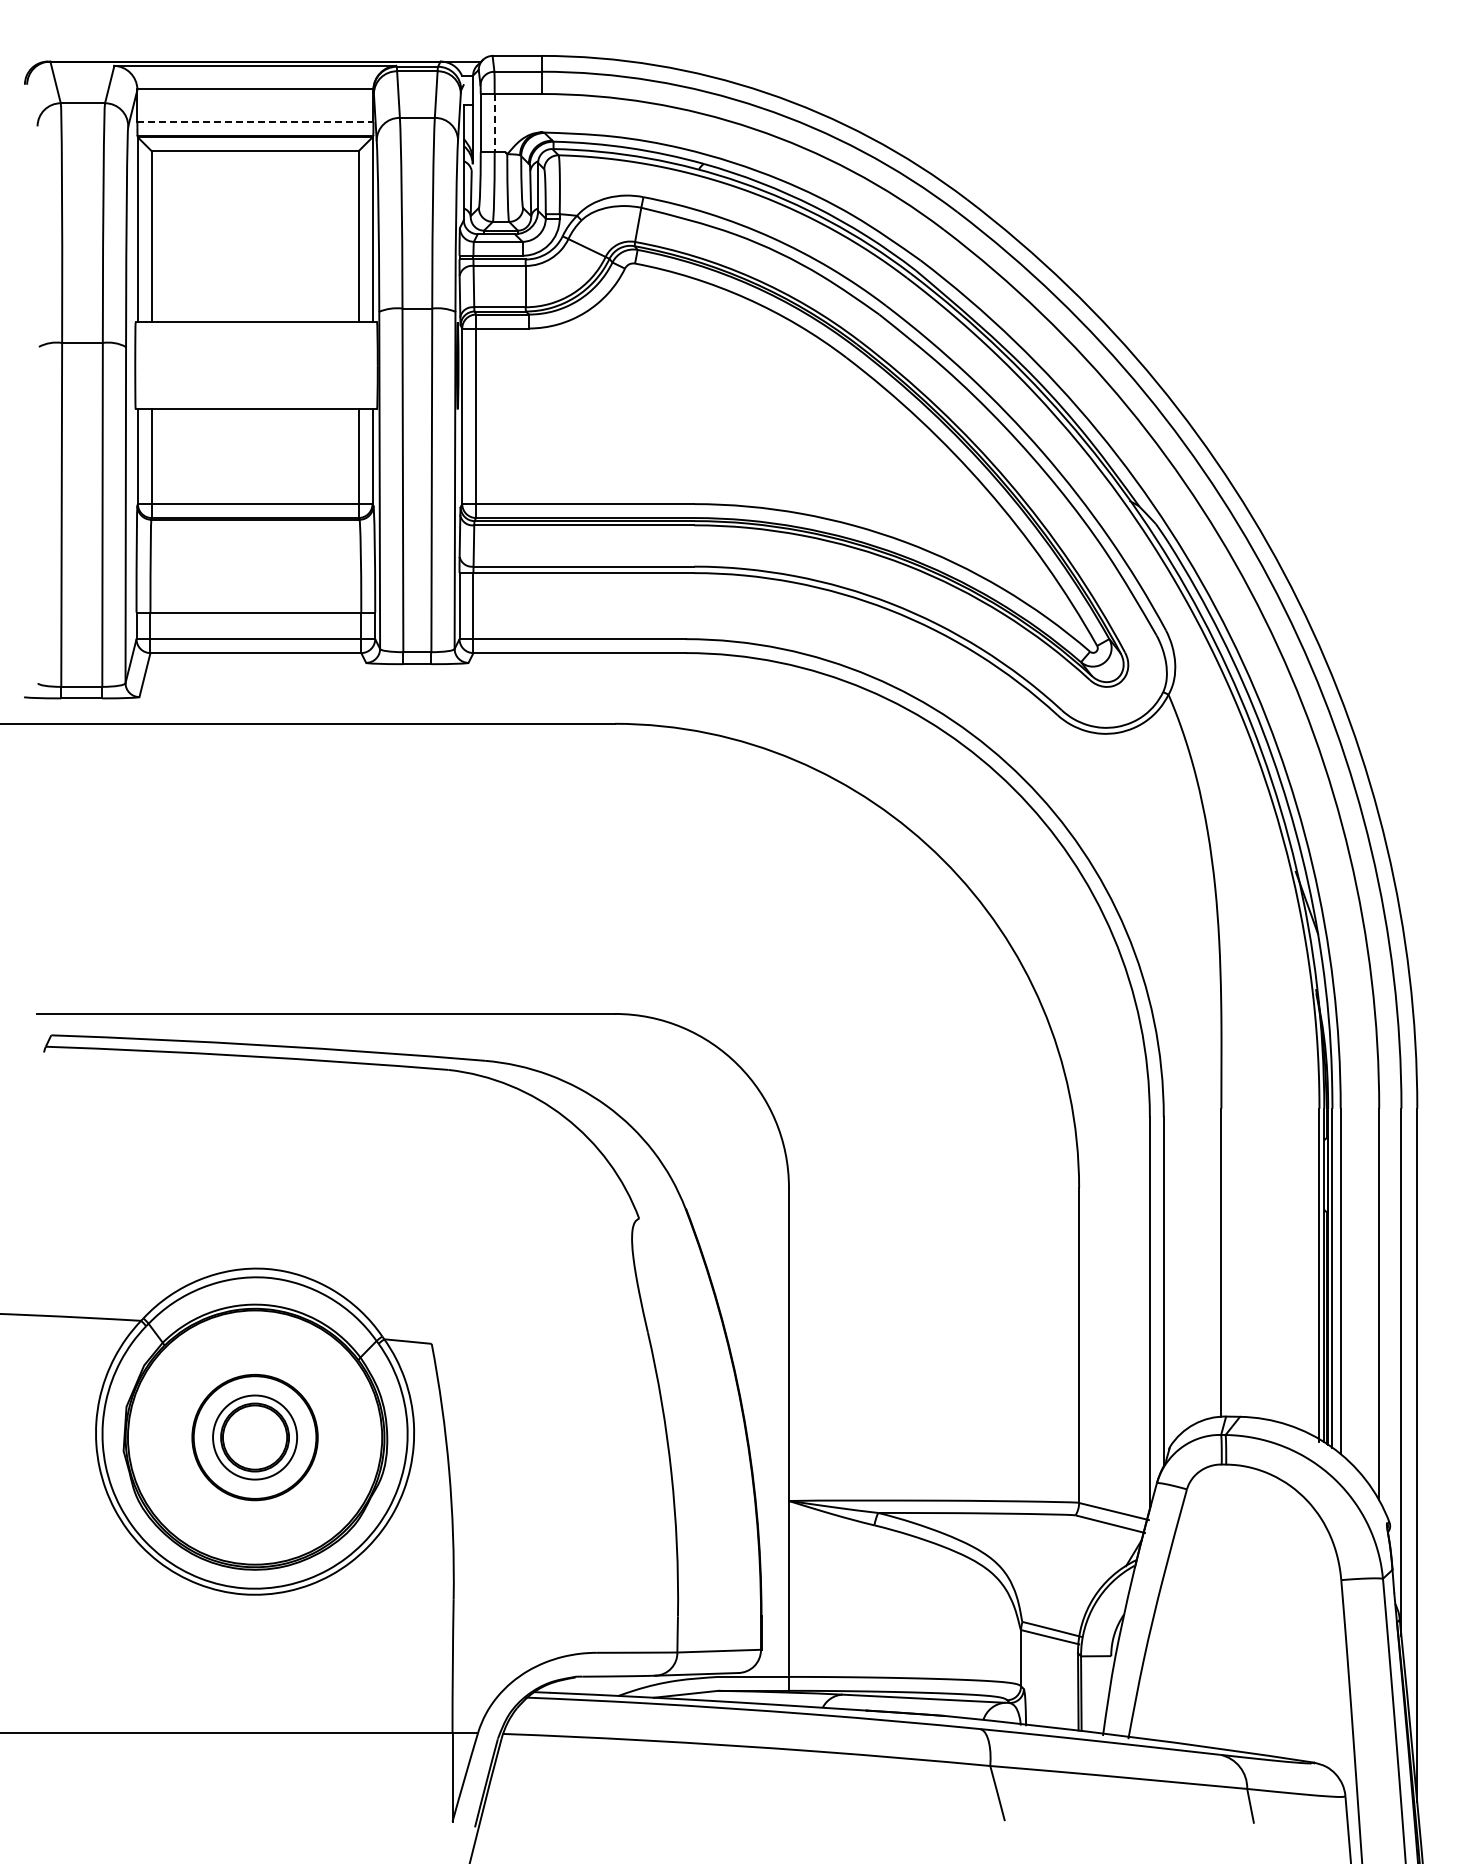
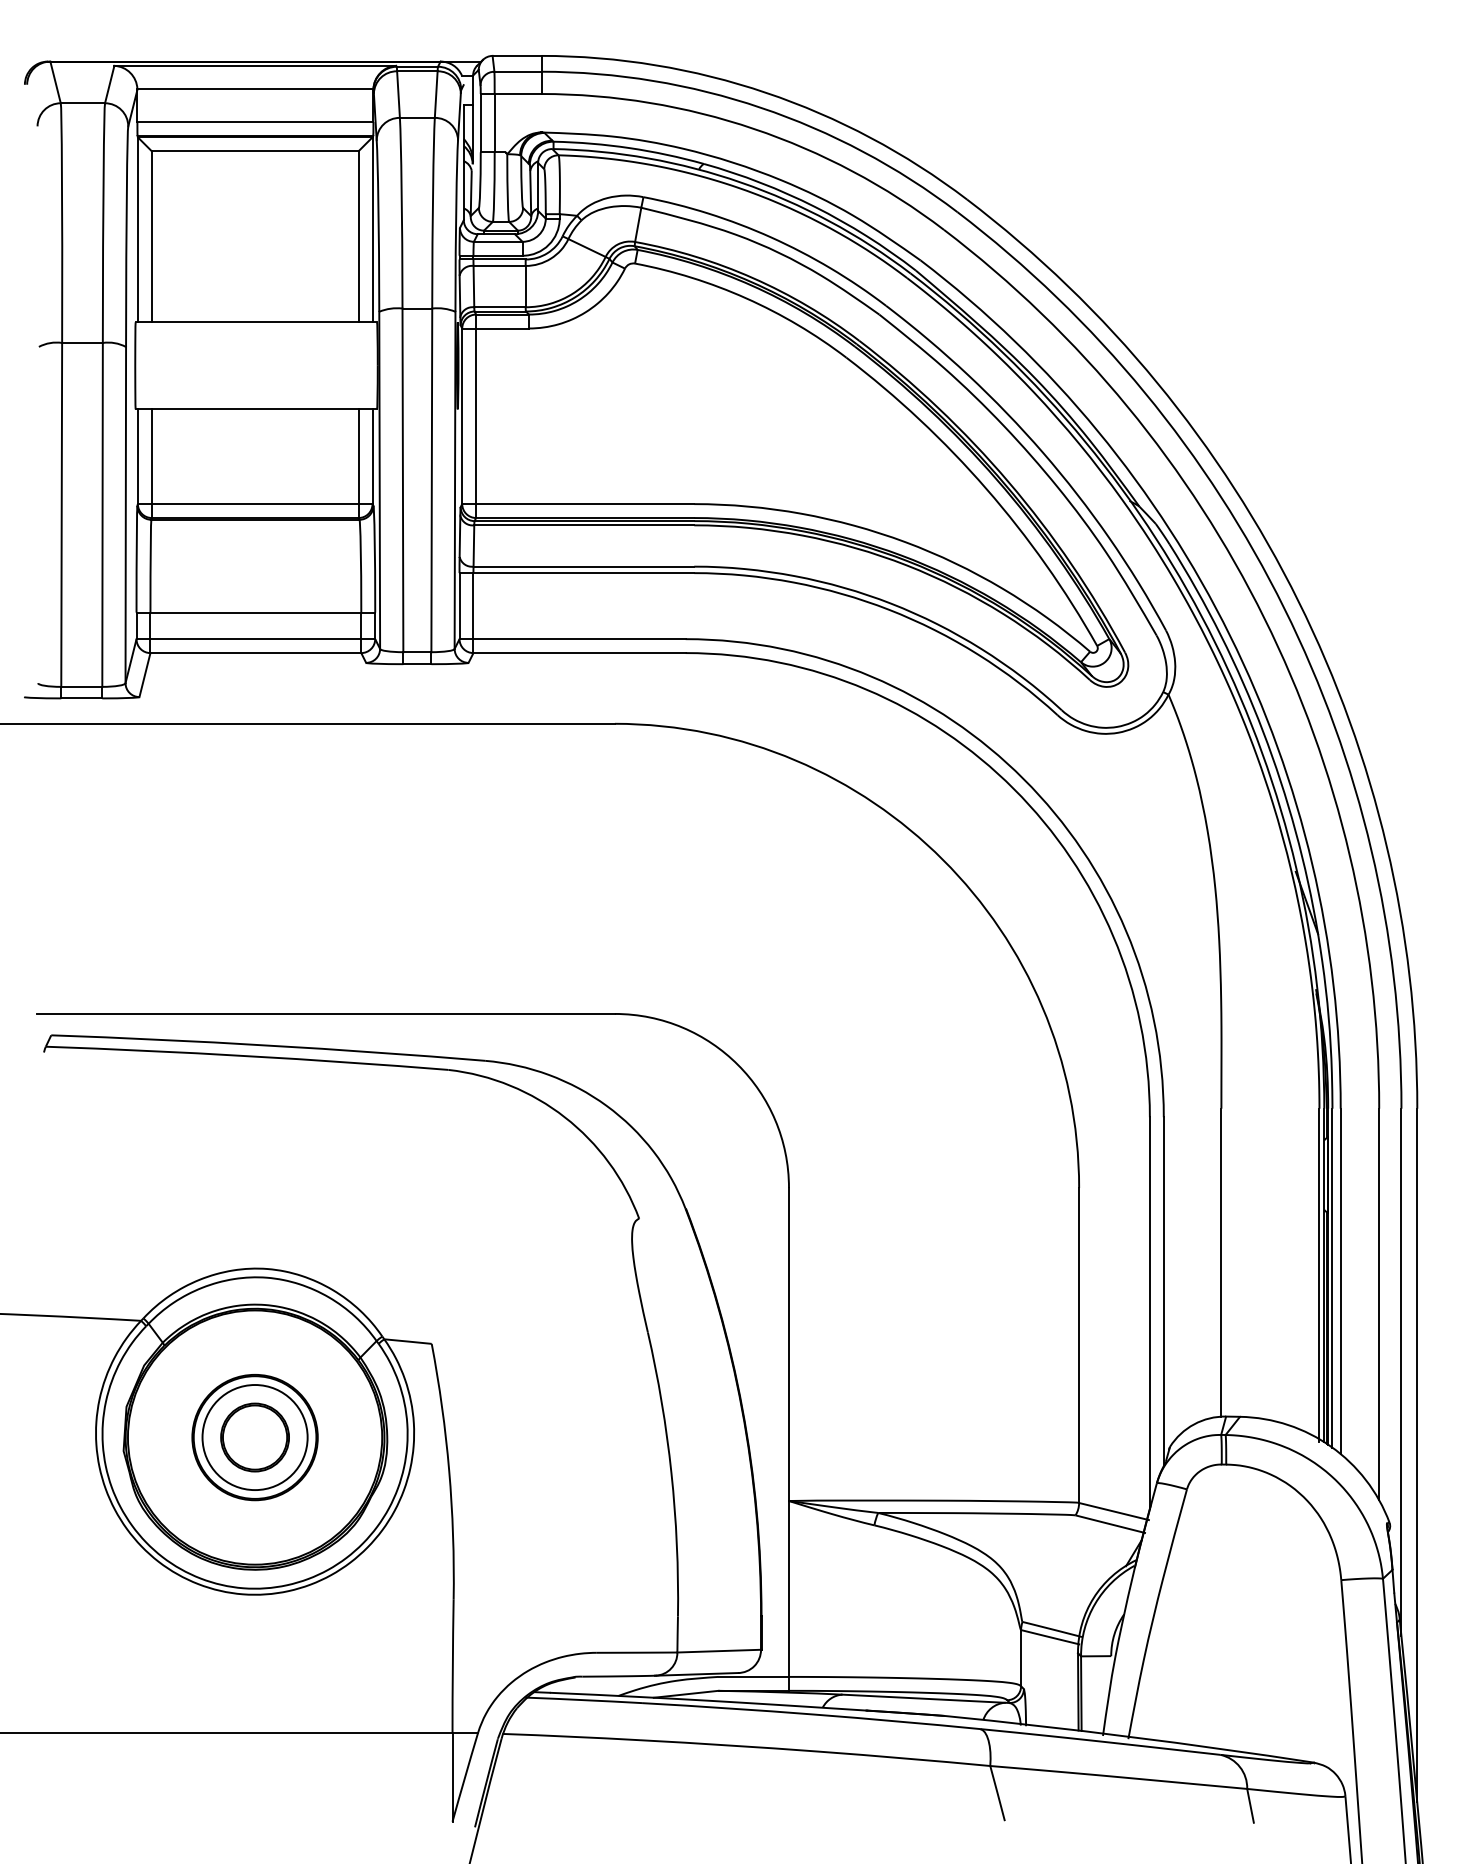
line: dashed -> solid (255, 122)
line: dashed -> solid (494, 123)
circle diameter: 84 px -> 105 px (254, 1437)
